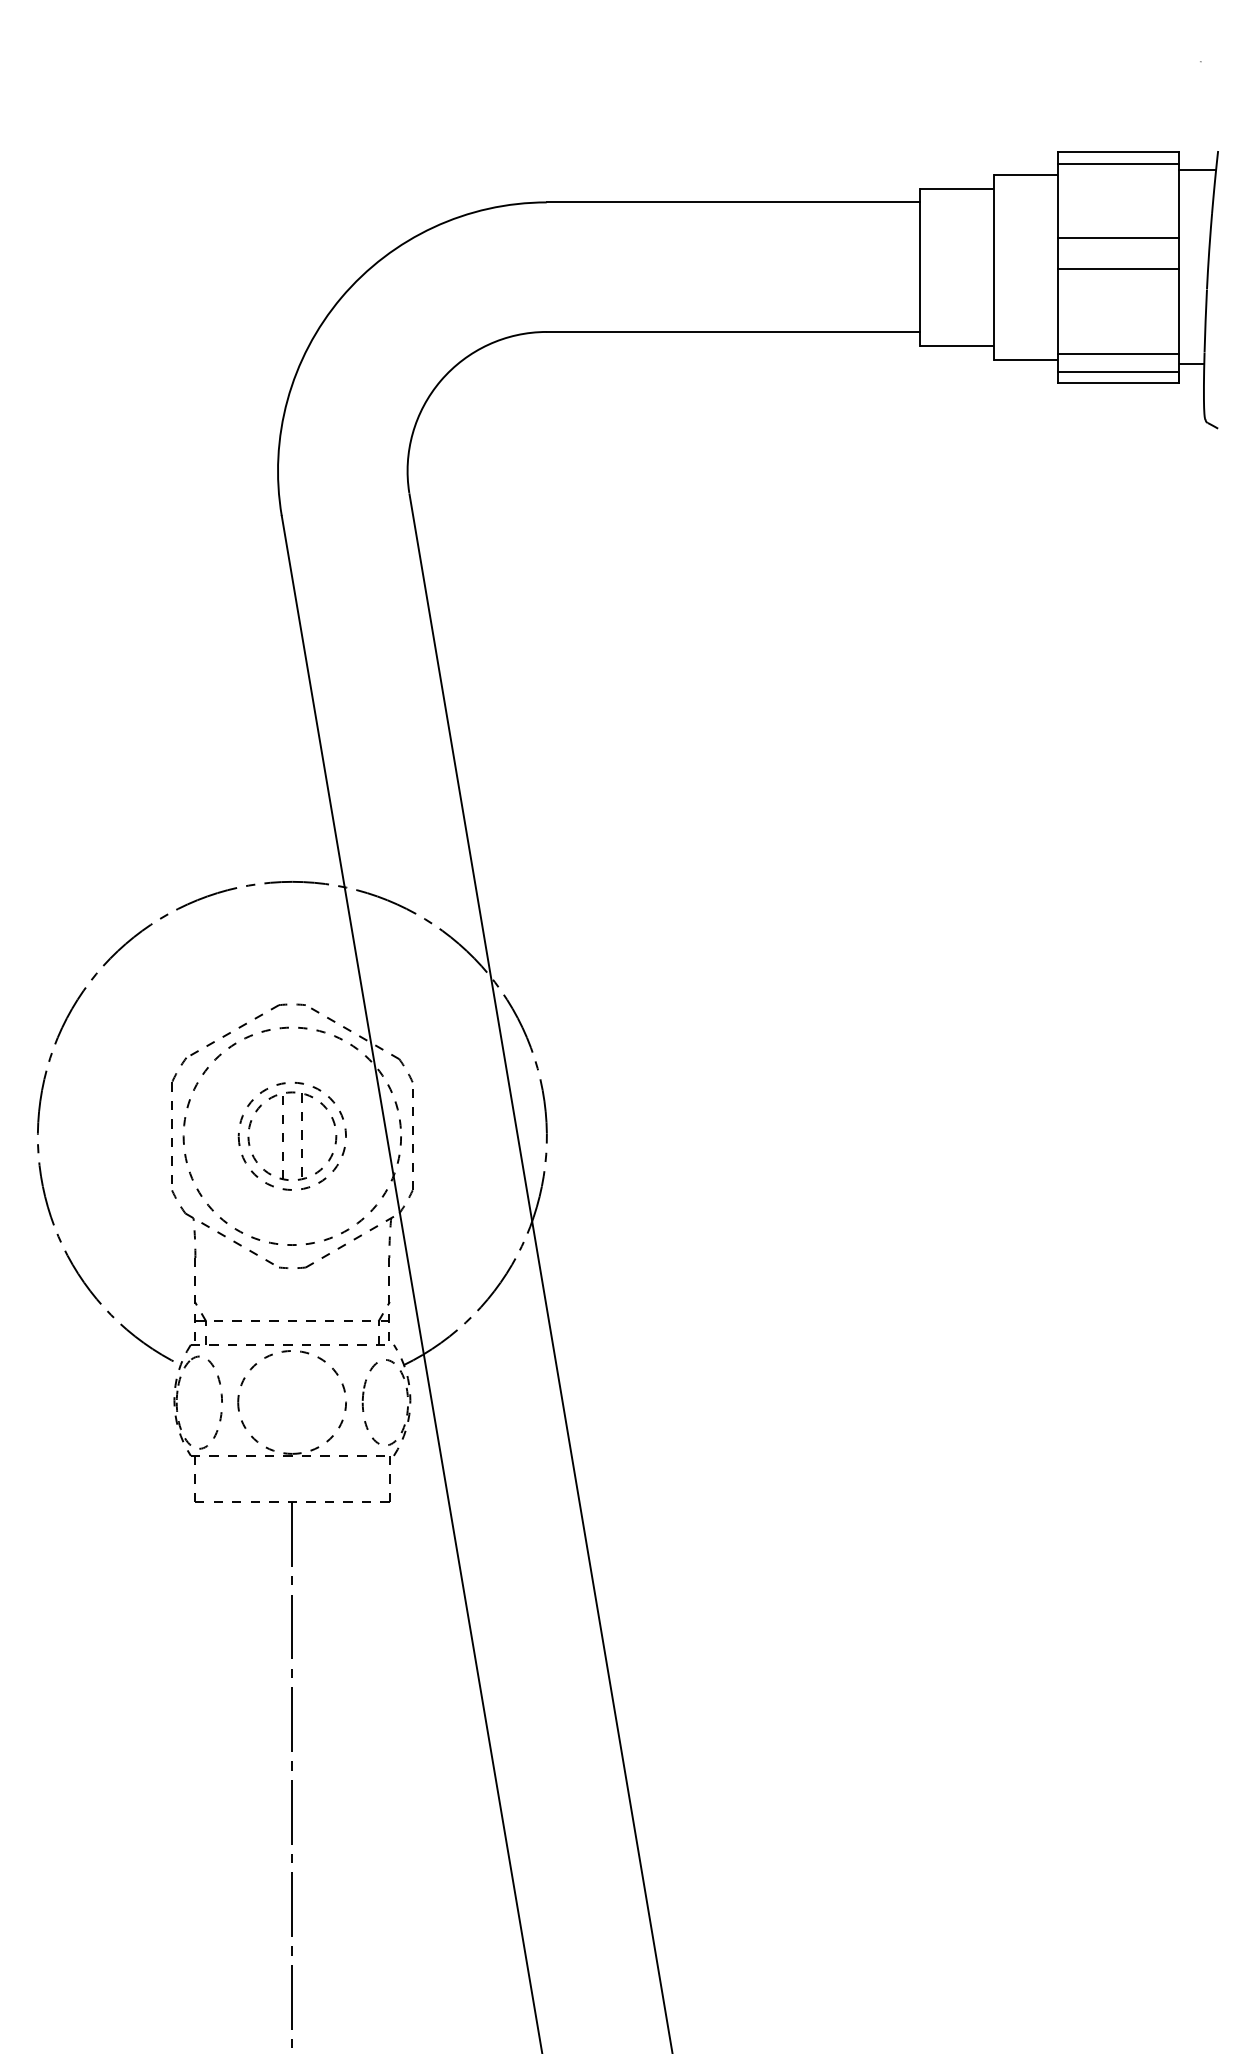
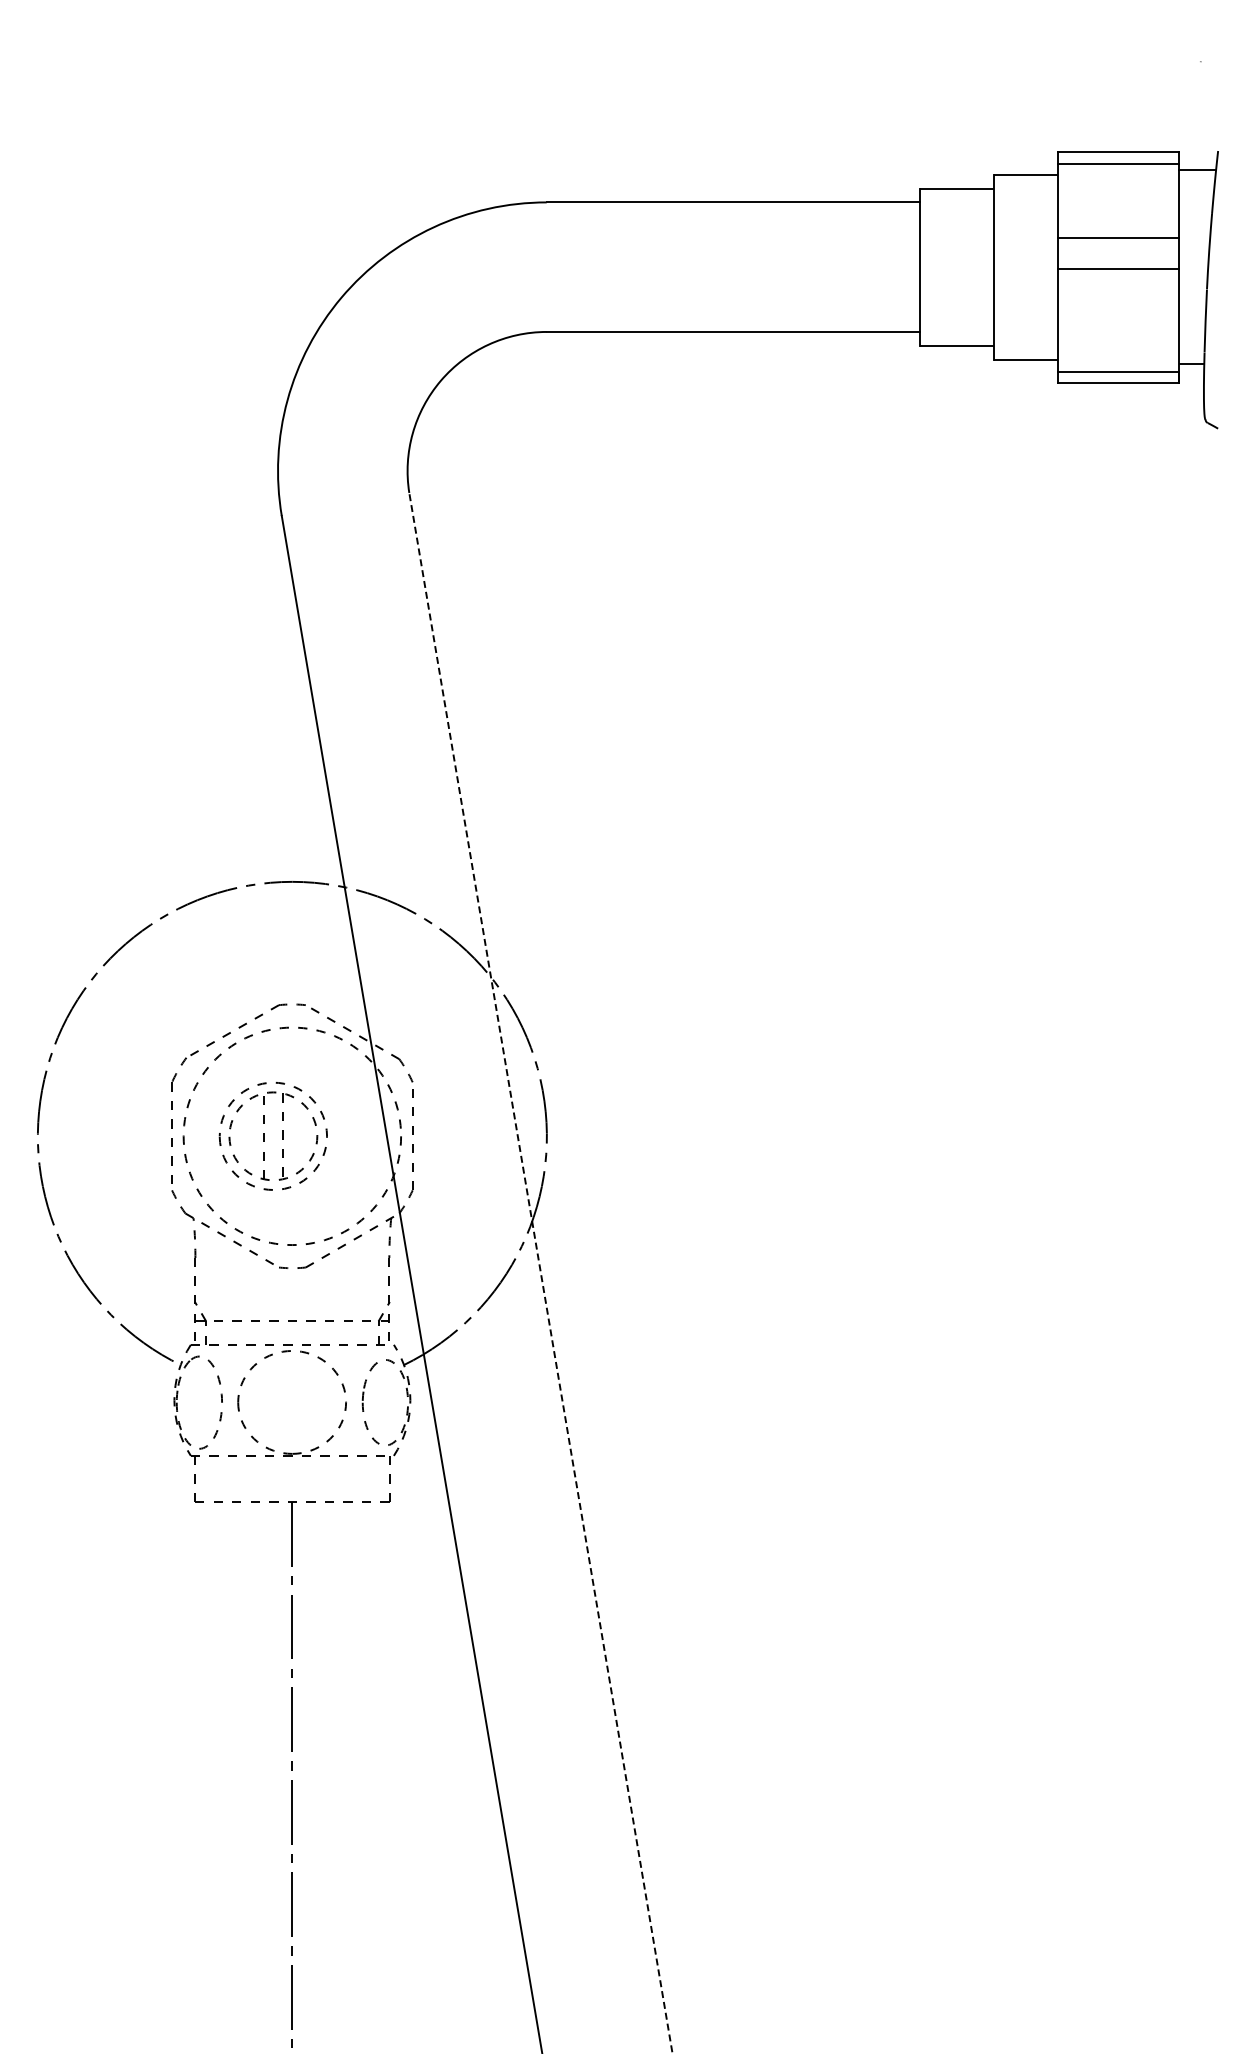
line: present -> none (1118, 353)
part position: (283, 1135) -> (264, 1135) (264, 1135)
line: solid -> dashed (541, 1273)
